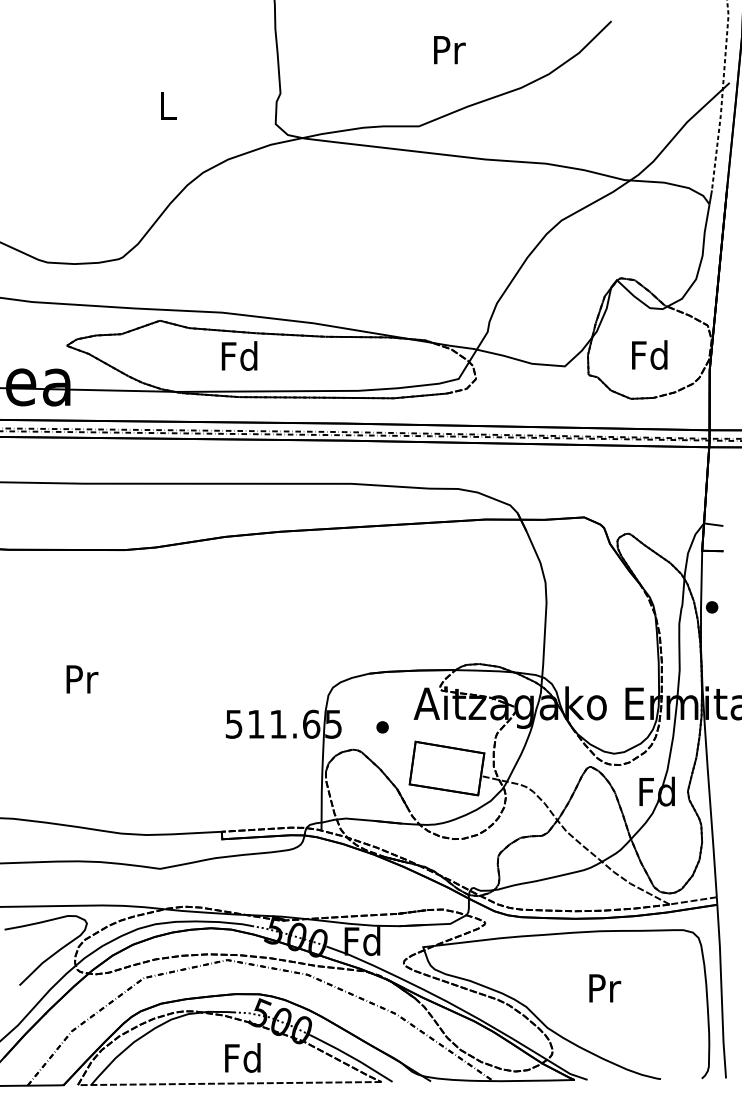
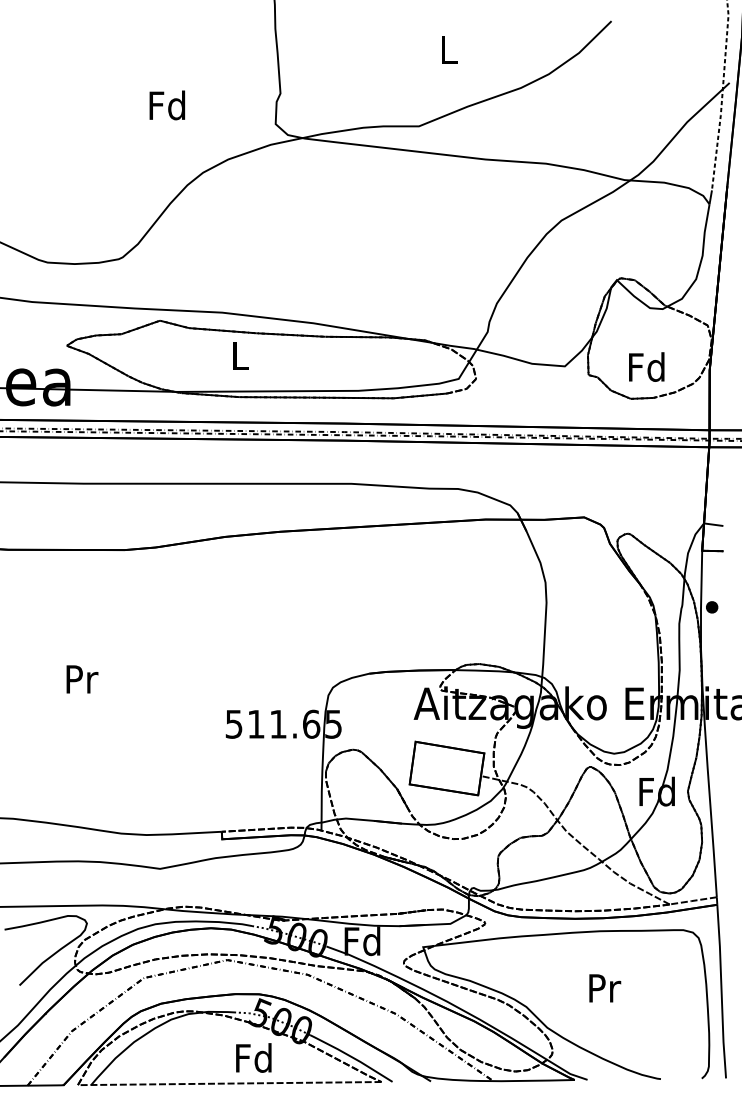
text: Pr -> L (449, 50)
text: L -> Fd (167, 105)
text position: (649, 354) -> (646, 366) (646, 366)
text: Fd -> L (239, 355)
part: present -> none (382, 727)
text position: (242, 1057) -> (253, 1057) (253, 1057)
